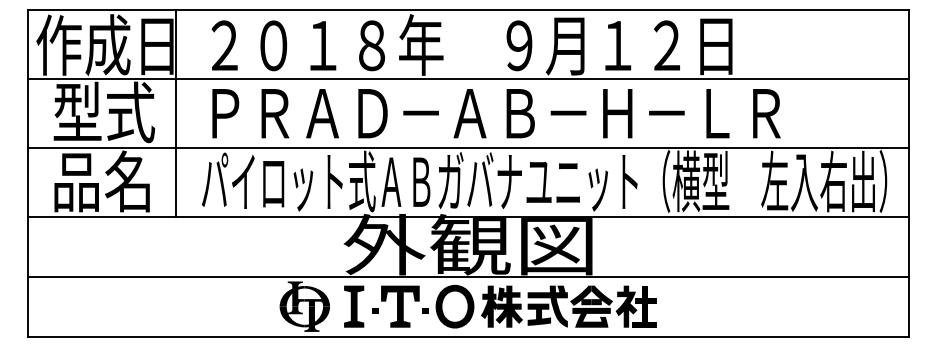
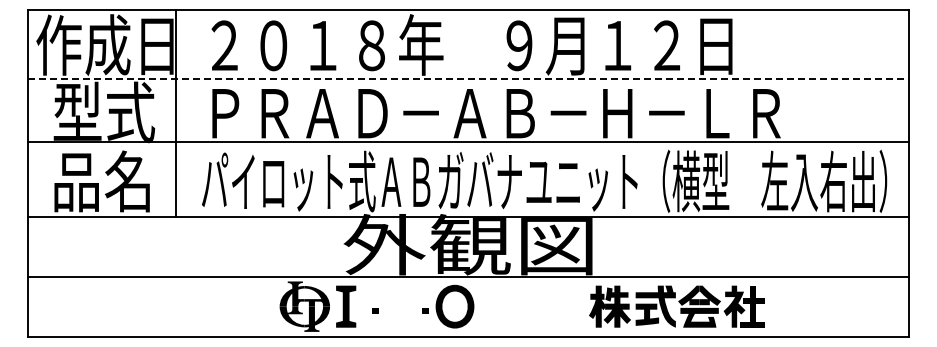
line: solid -> dashed (468, 79)
line position: (468, 147) -> (468, 141) (468, 141)
part position: (354, 306) -> (346, 306) (346, 306)
fill: present -> none (400, 306)
part position: (568, 306) -> (676, 306) (676, 306)
